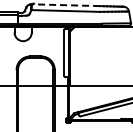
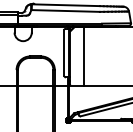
line: dashed -> solid (65, 5)
line: none -> present (83, 56)
